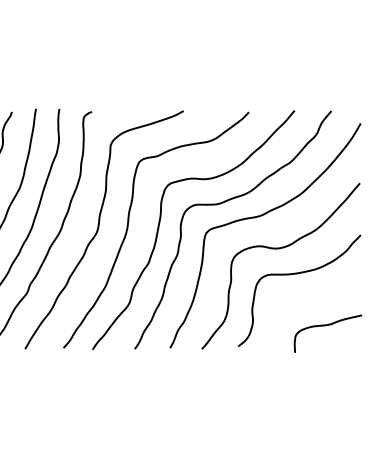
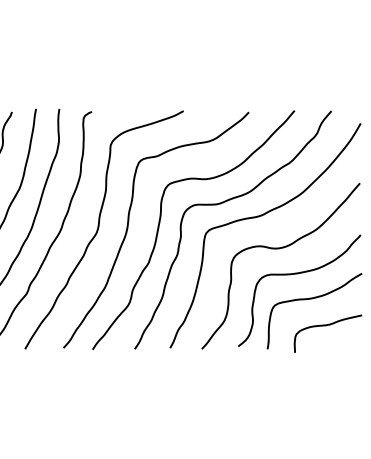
curve: none -> present (312, 299)
